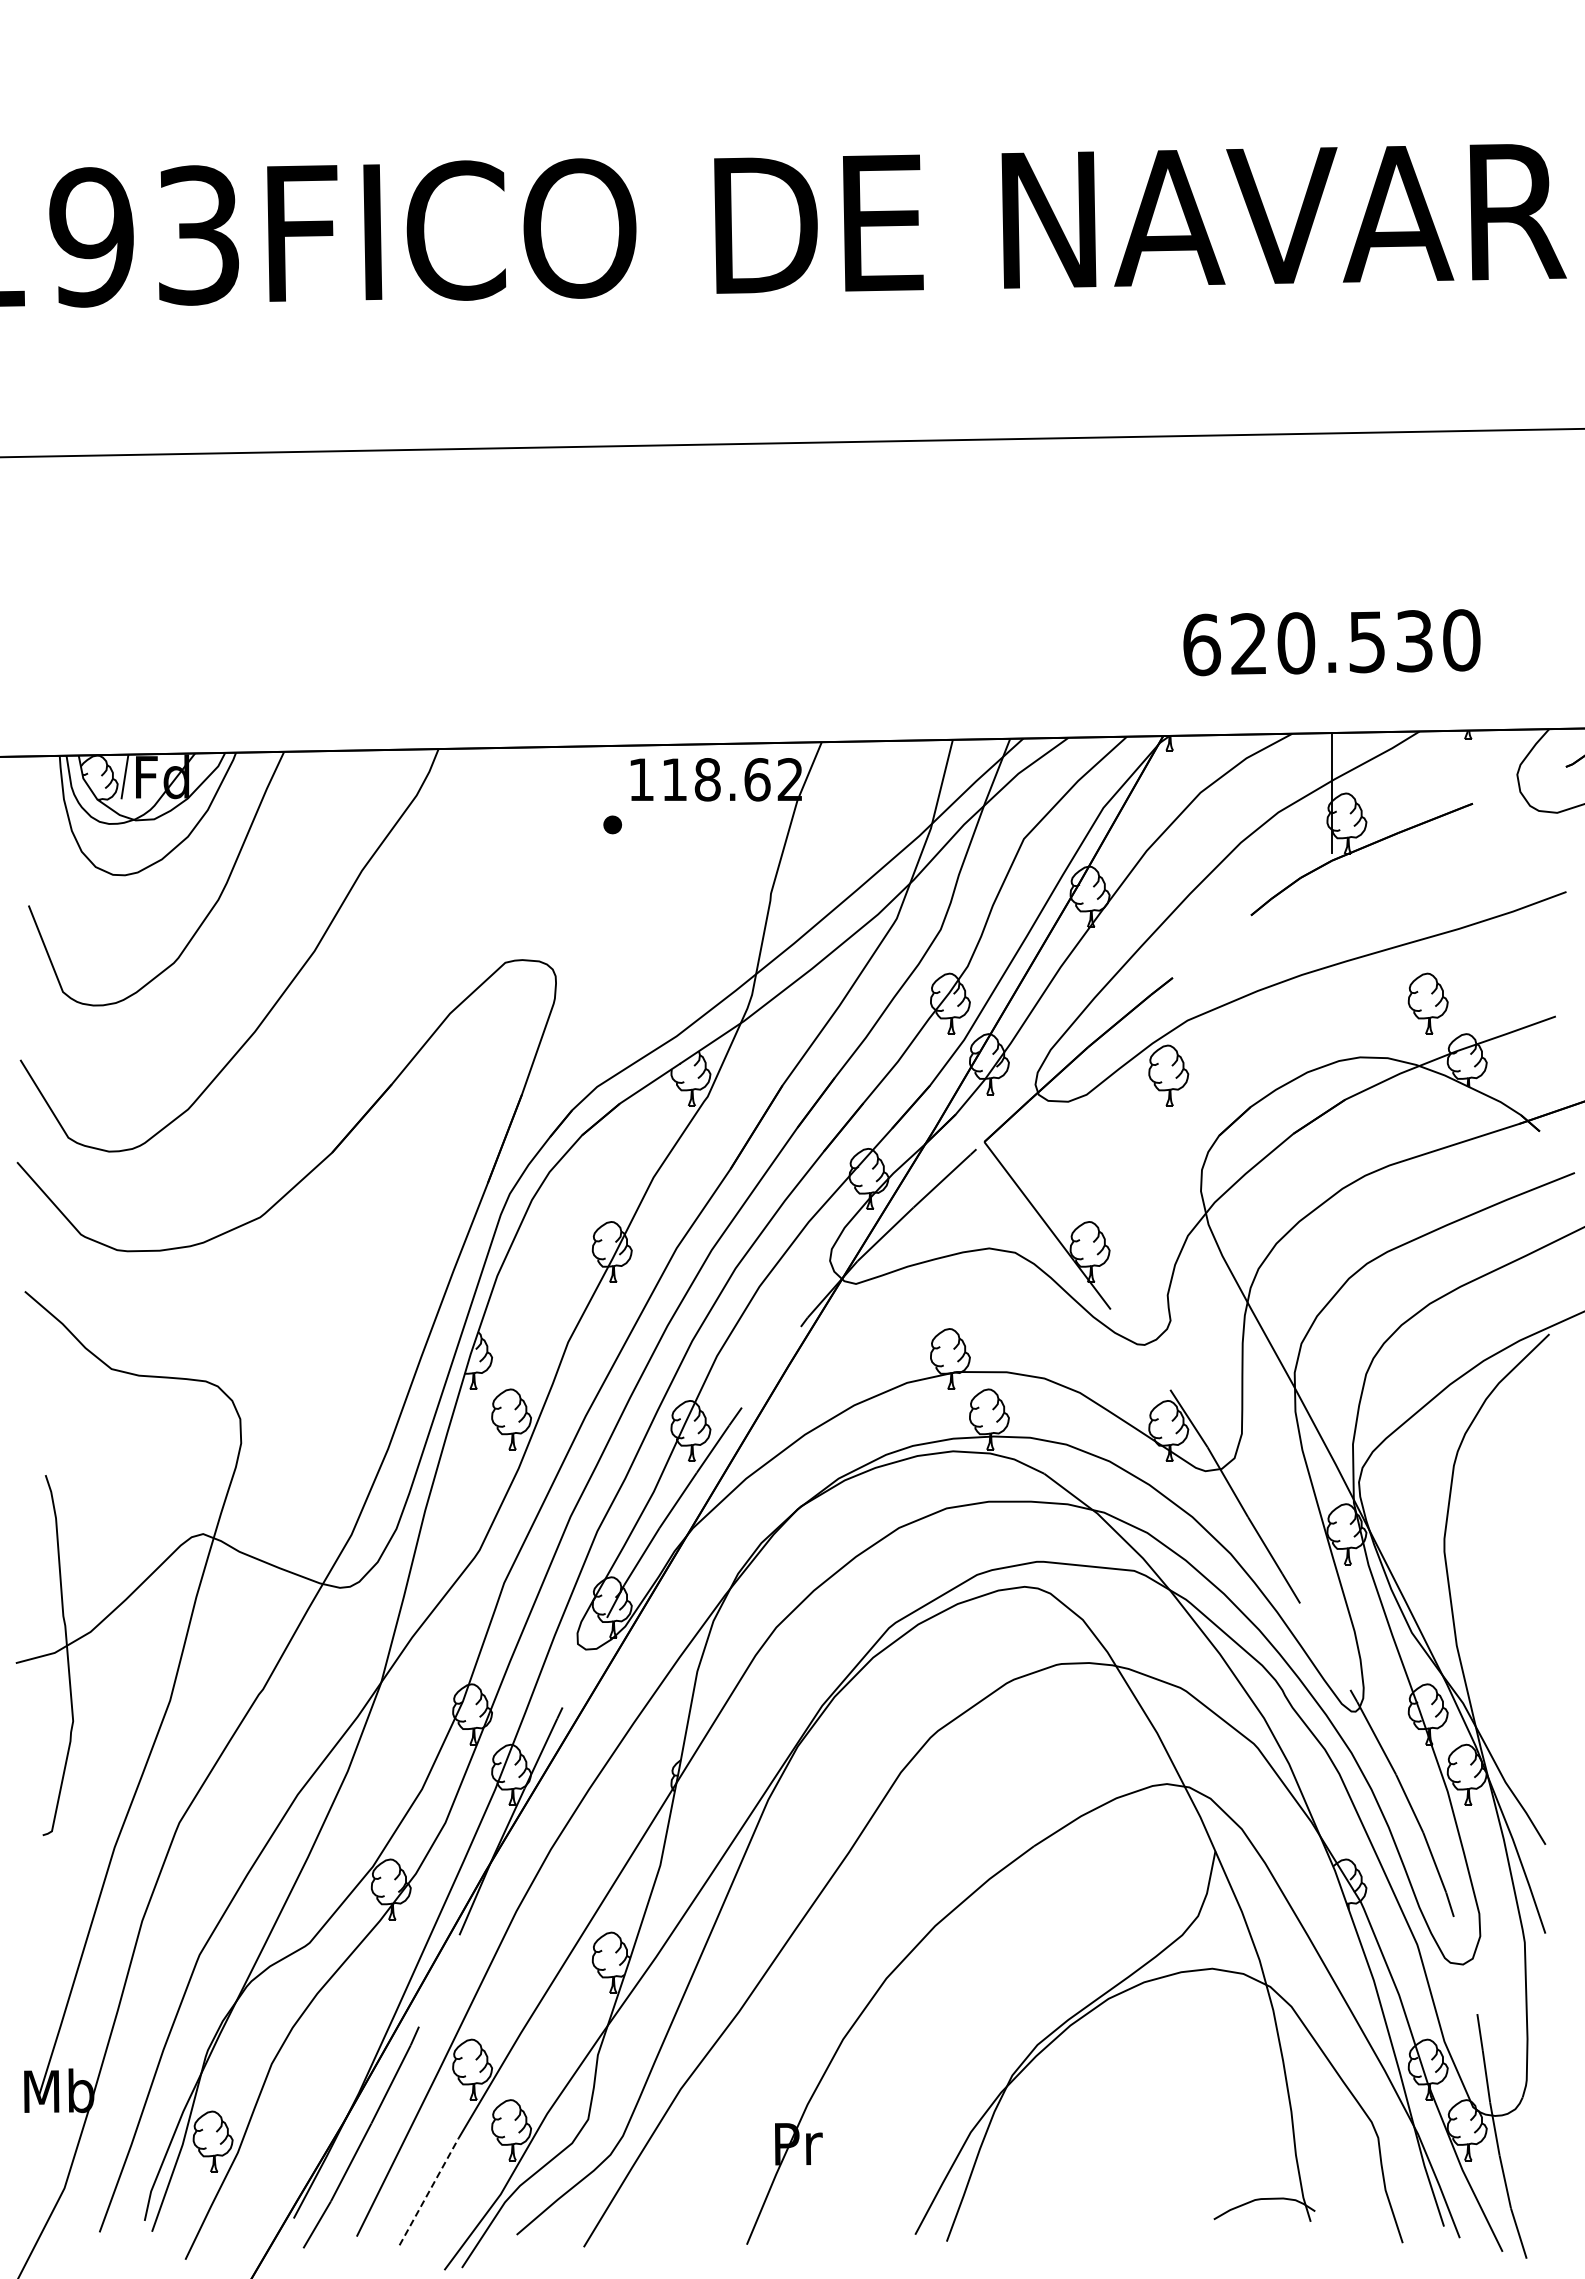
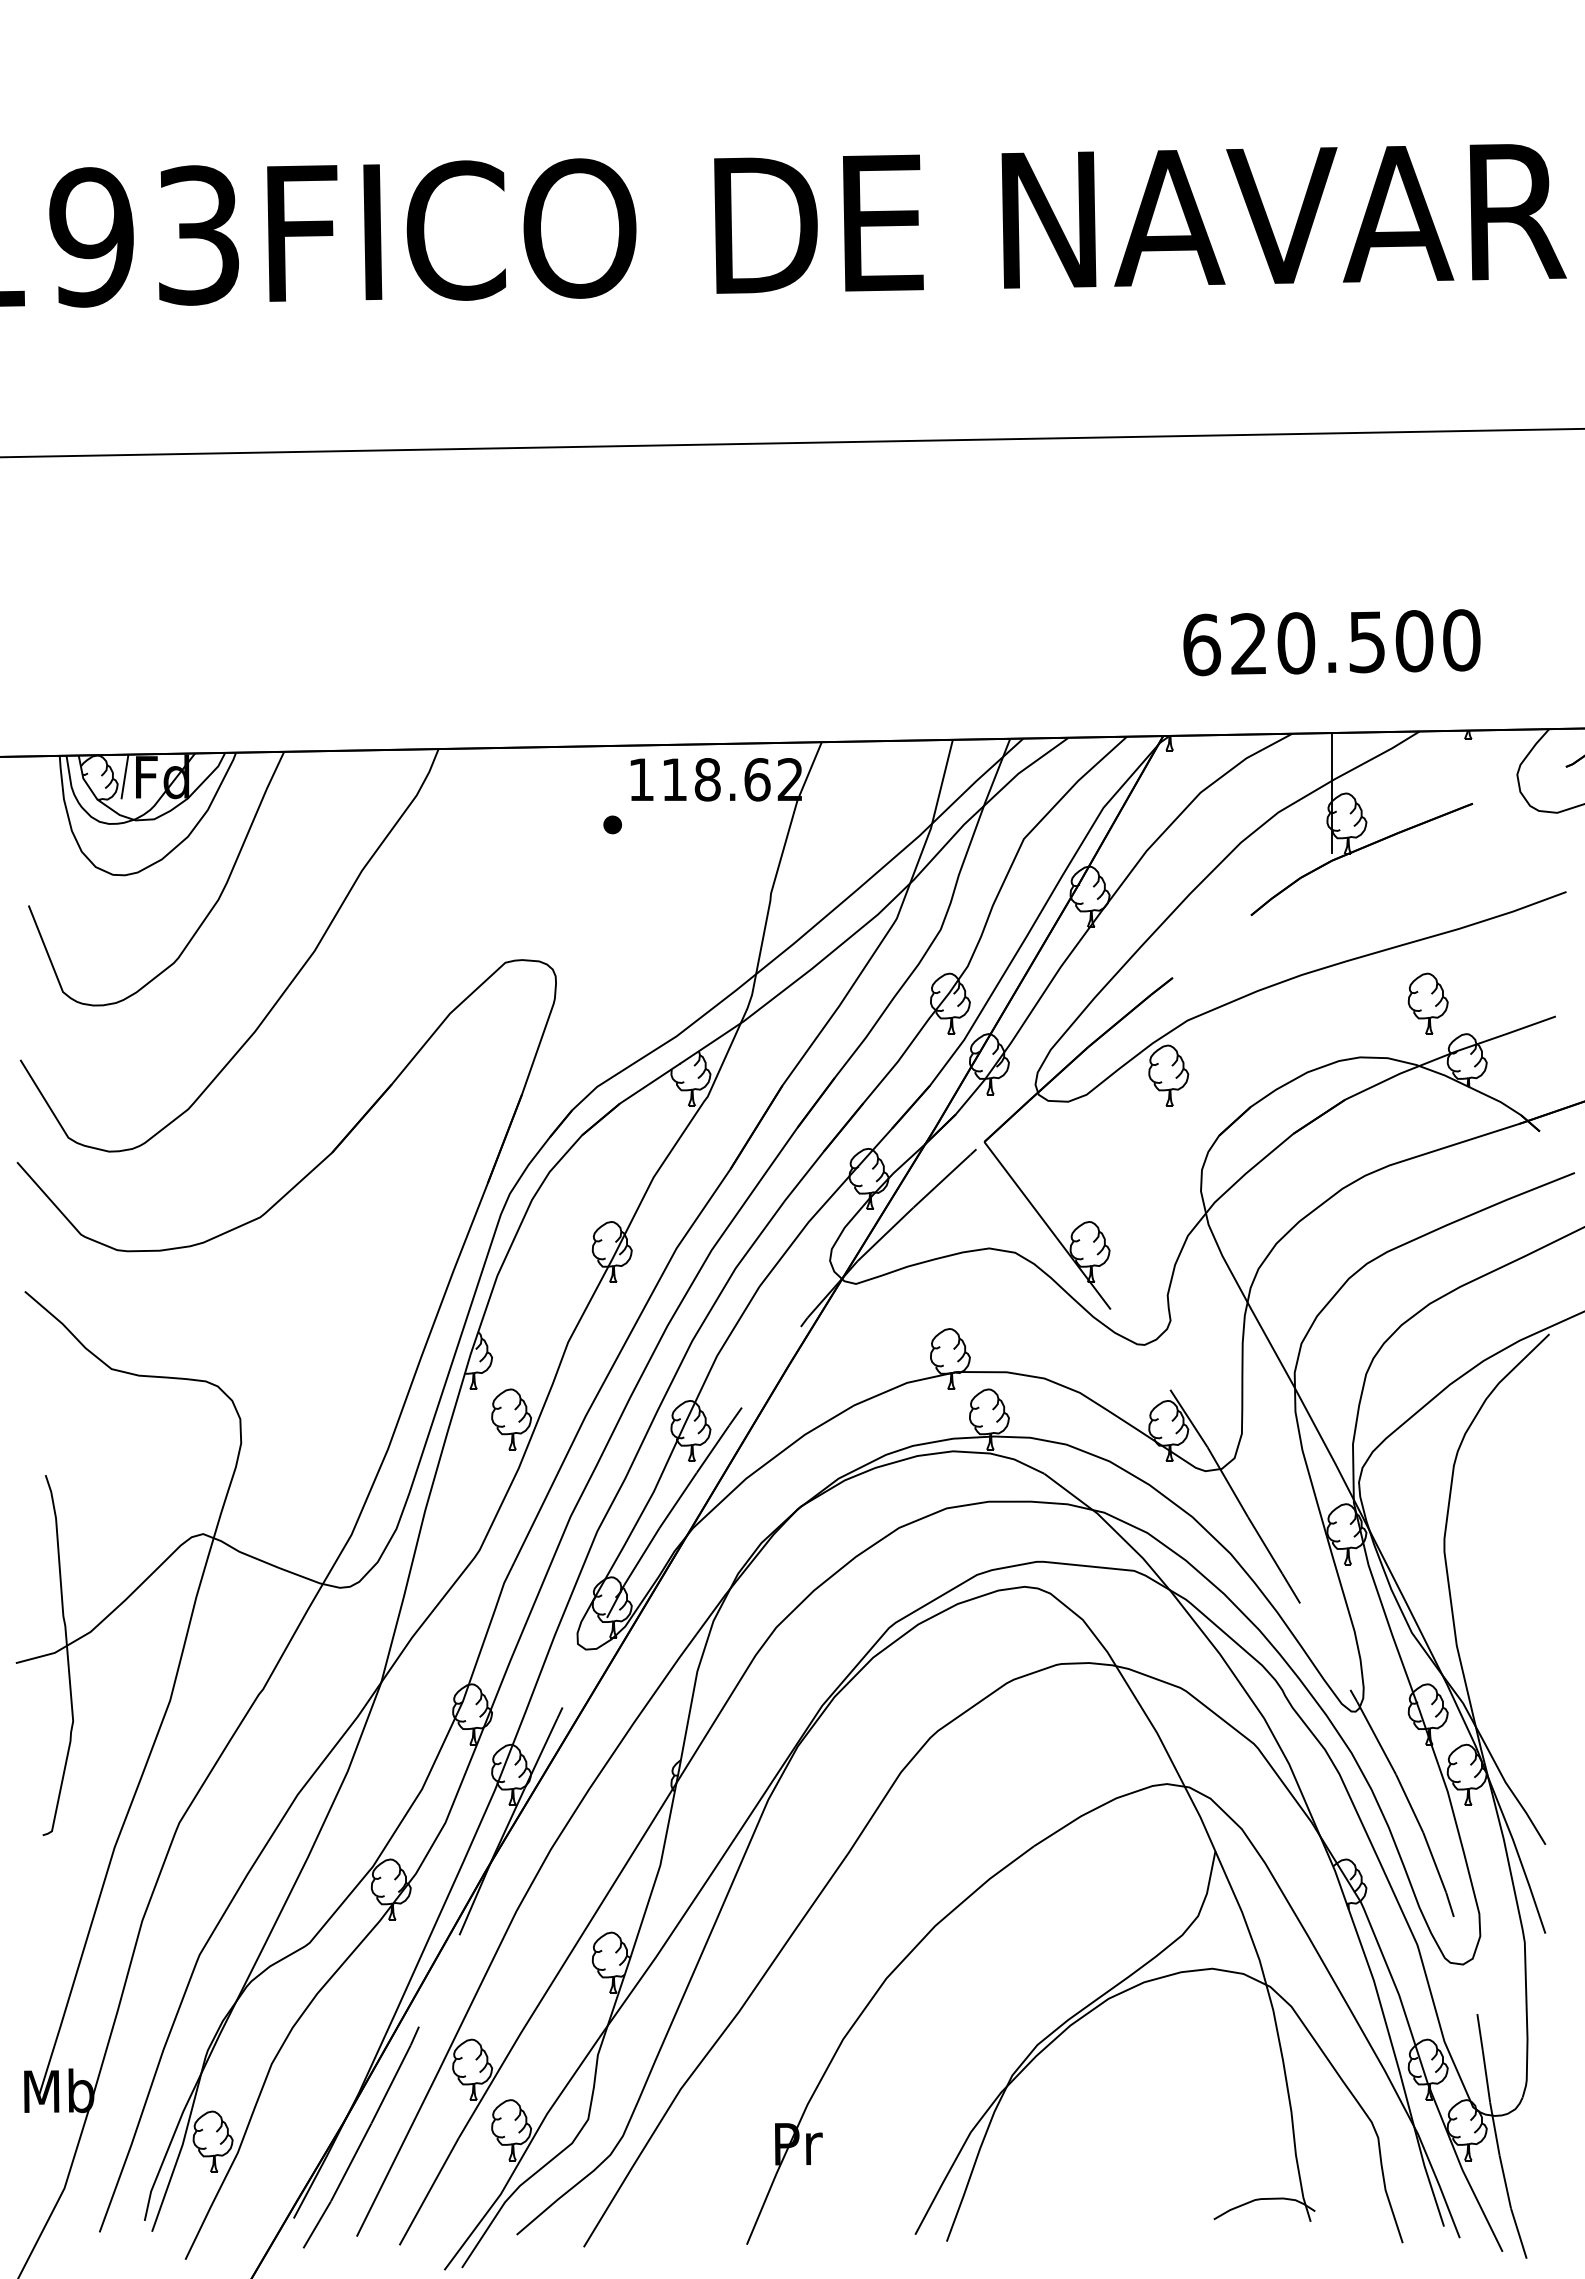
text: 620.530 -> 620.500 (1414, 641)
line: dashed -> solid (429, 2191)
